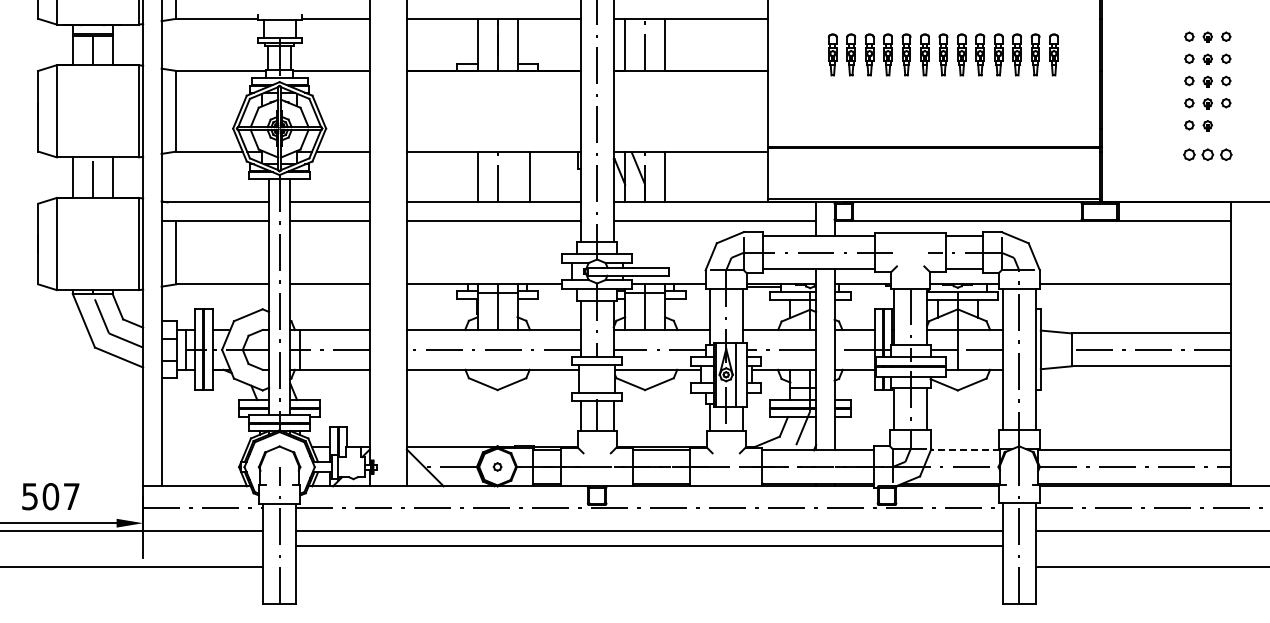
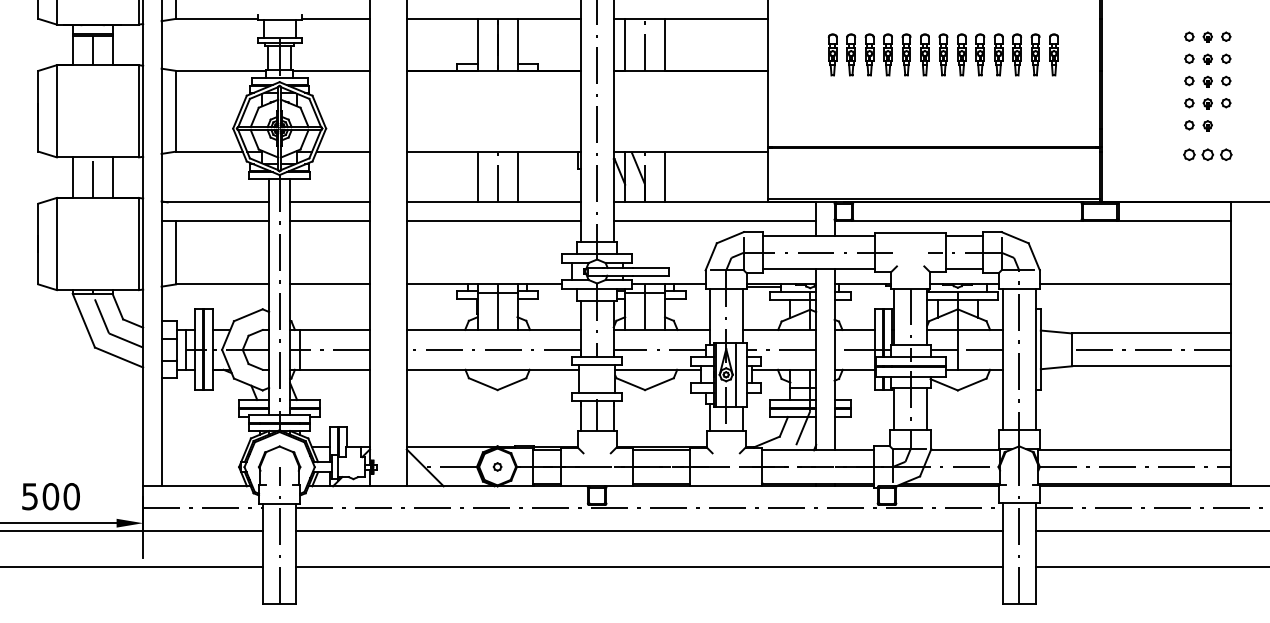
line position: (529, 176) -> (517, 176) (517, 176)
line: dashed -> solid (965, 450)
text: 507 -> 500 (71, 496)
line position: (649, 546) -> (649, 567) (649, 567)
